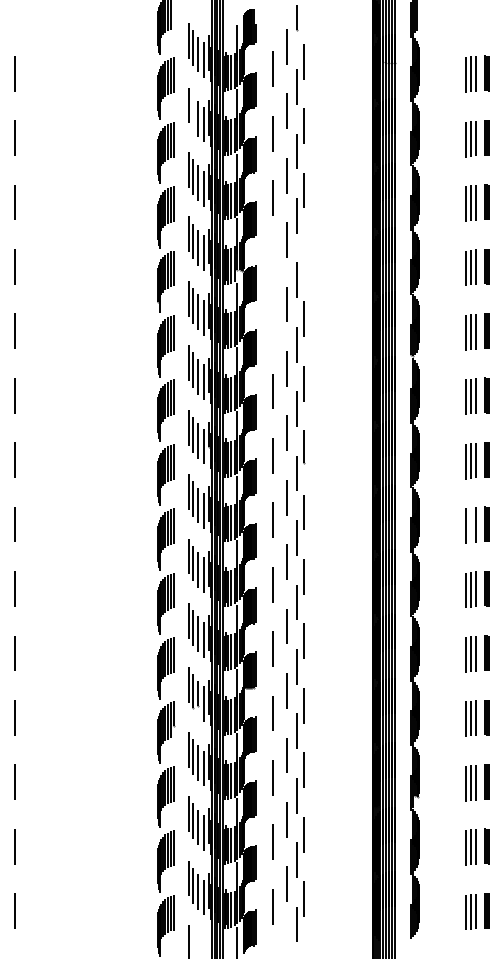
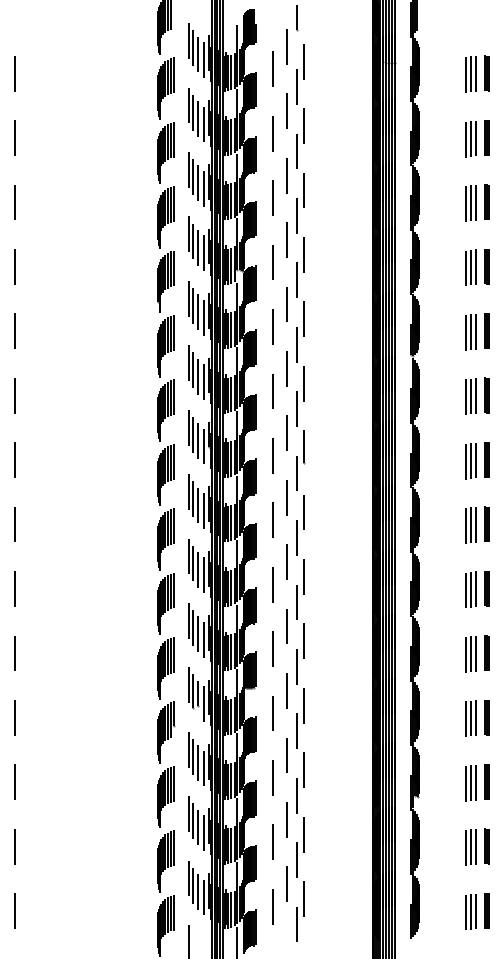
line: none -> present (193, 112)
line: none -> present (304, 254)
line: none -> present (272, 262)
line: none -> present (273, 326)
line: none -> present (471, 525)
